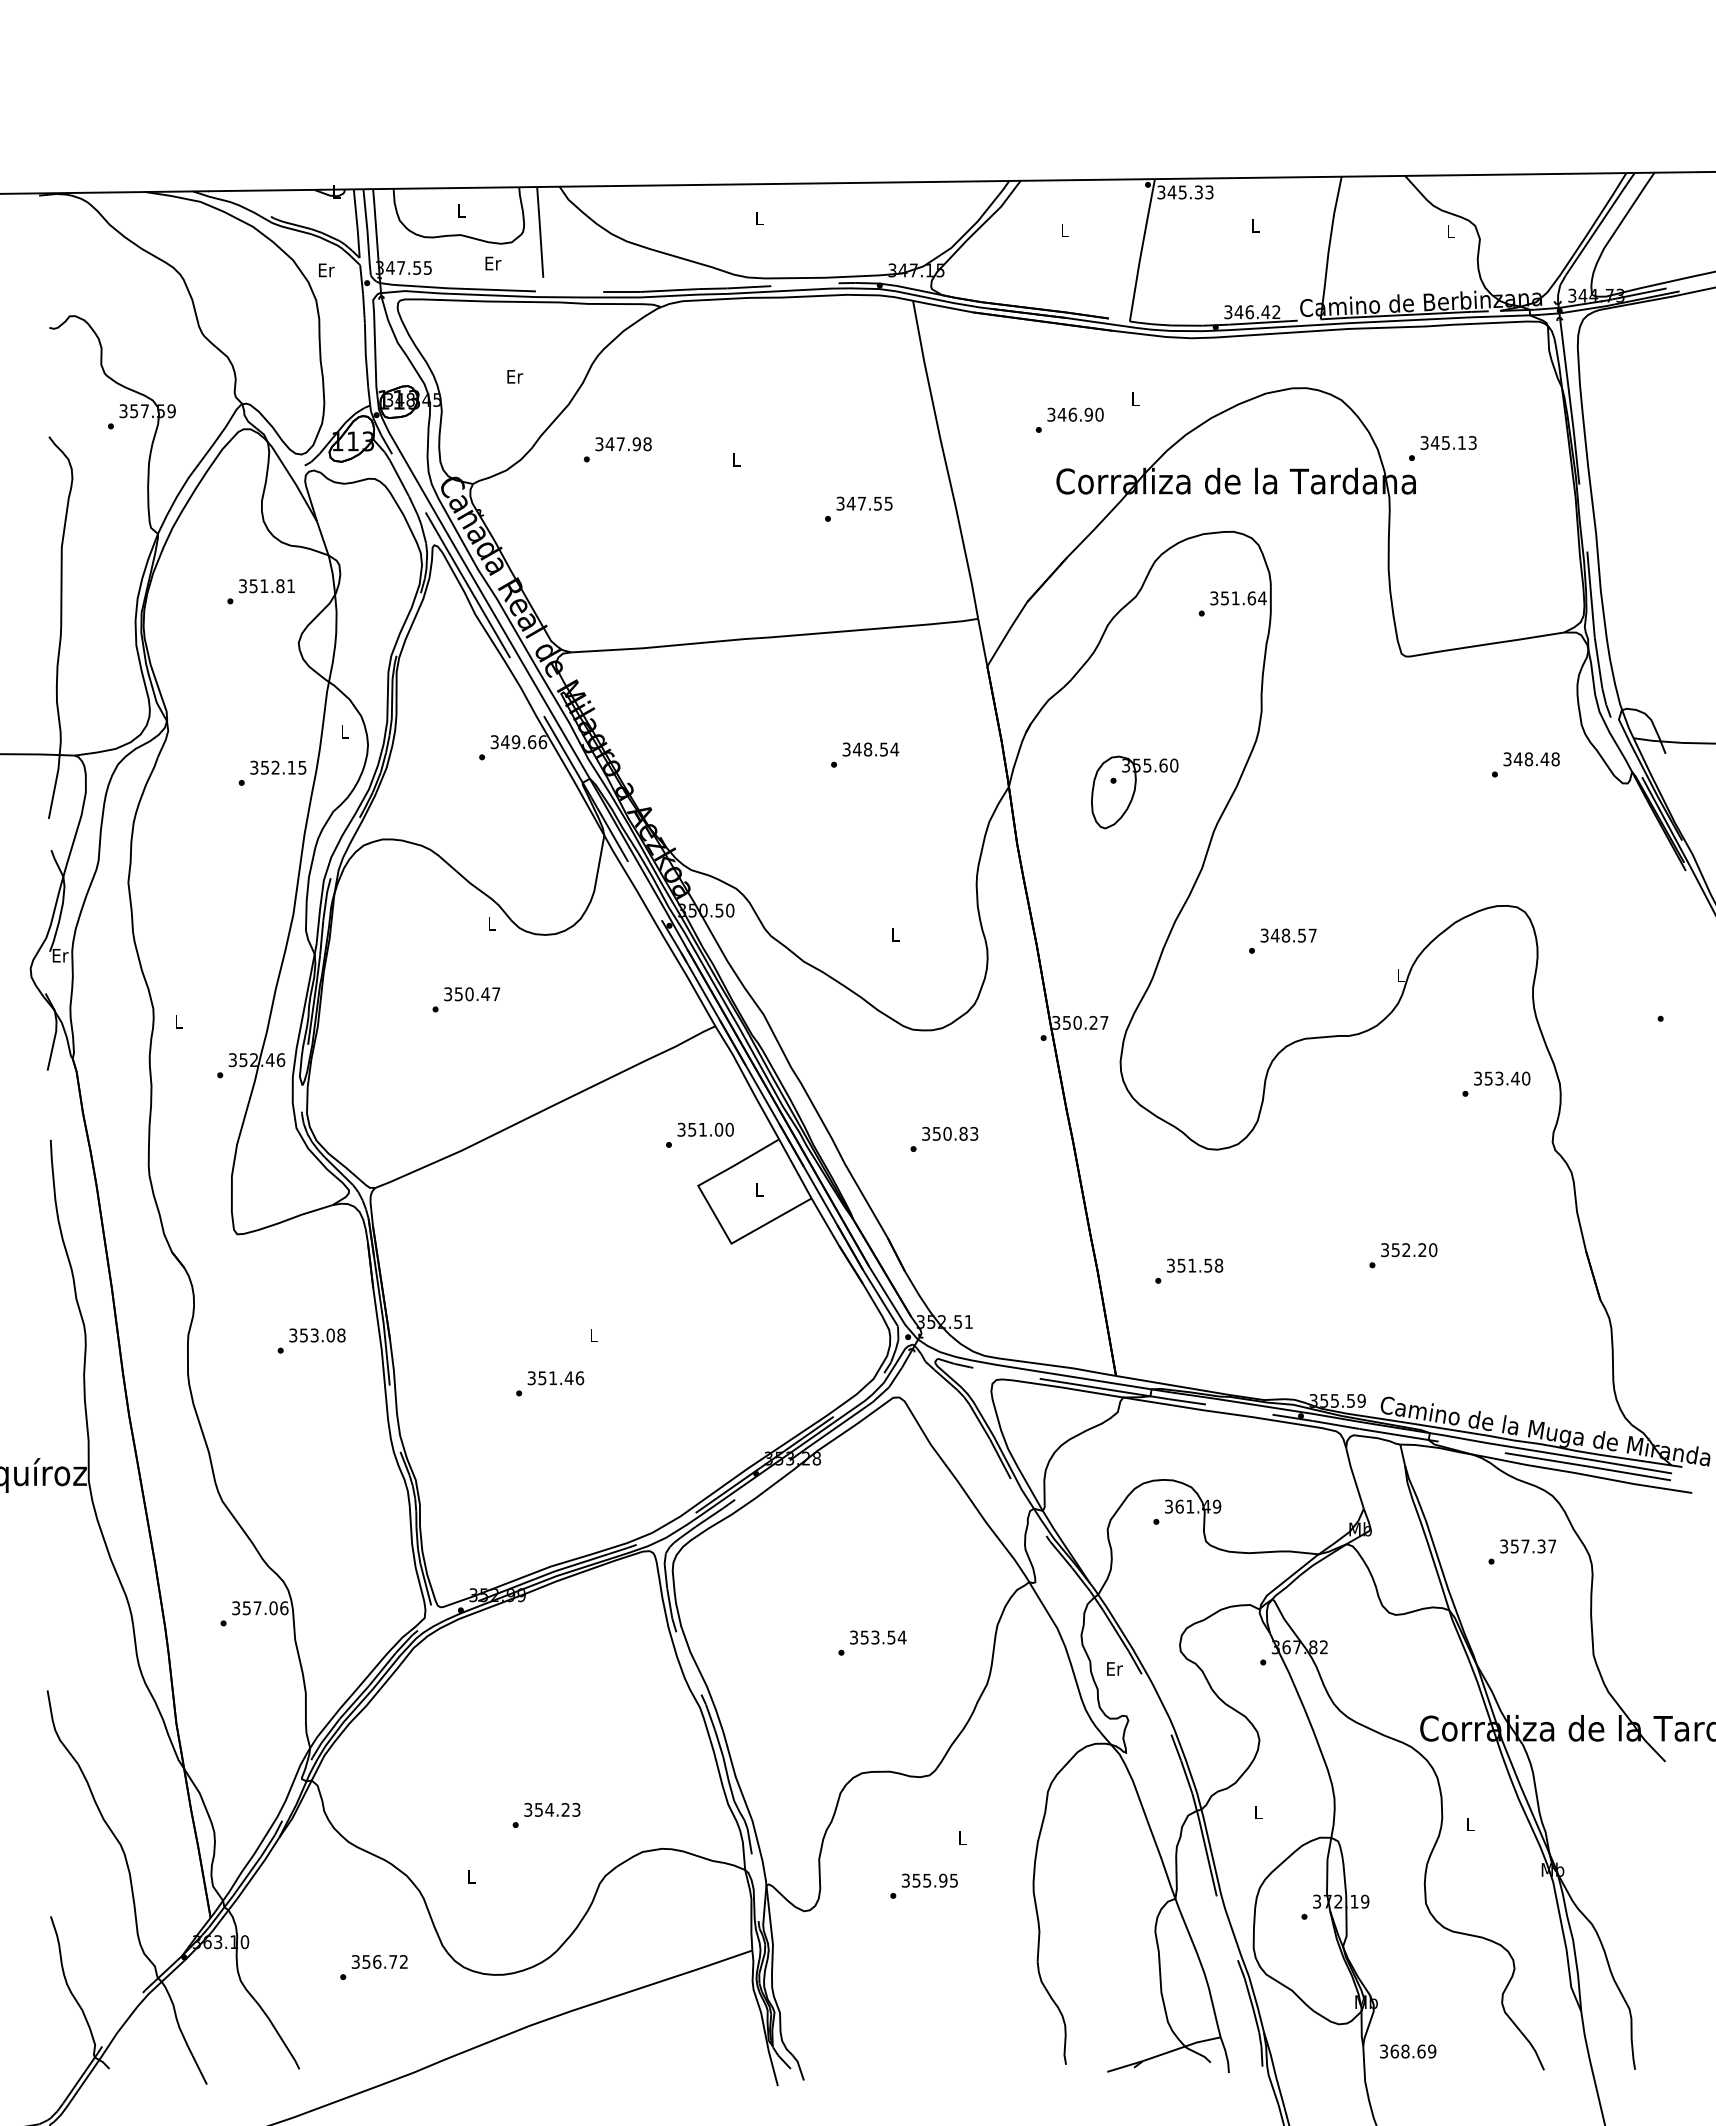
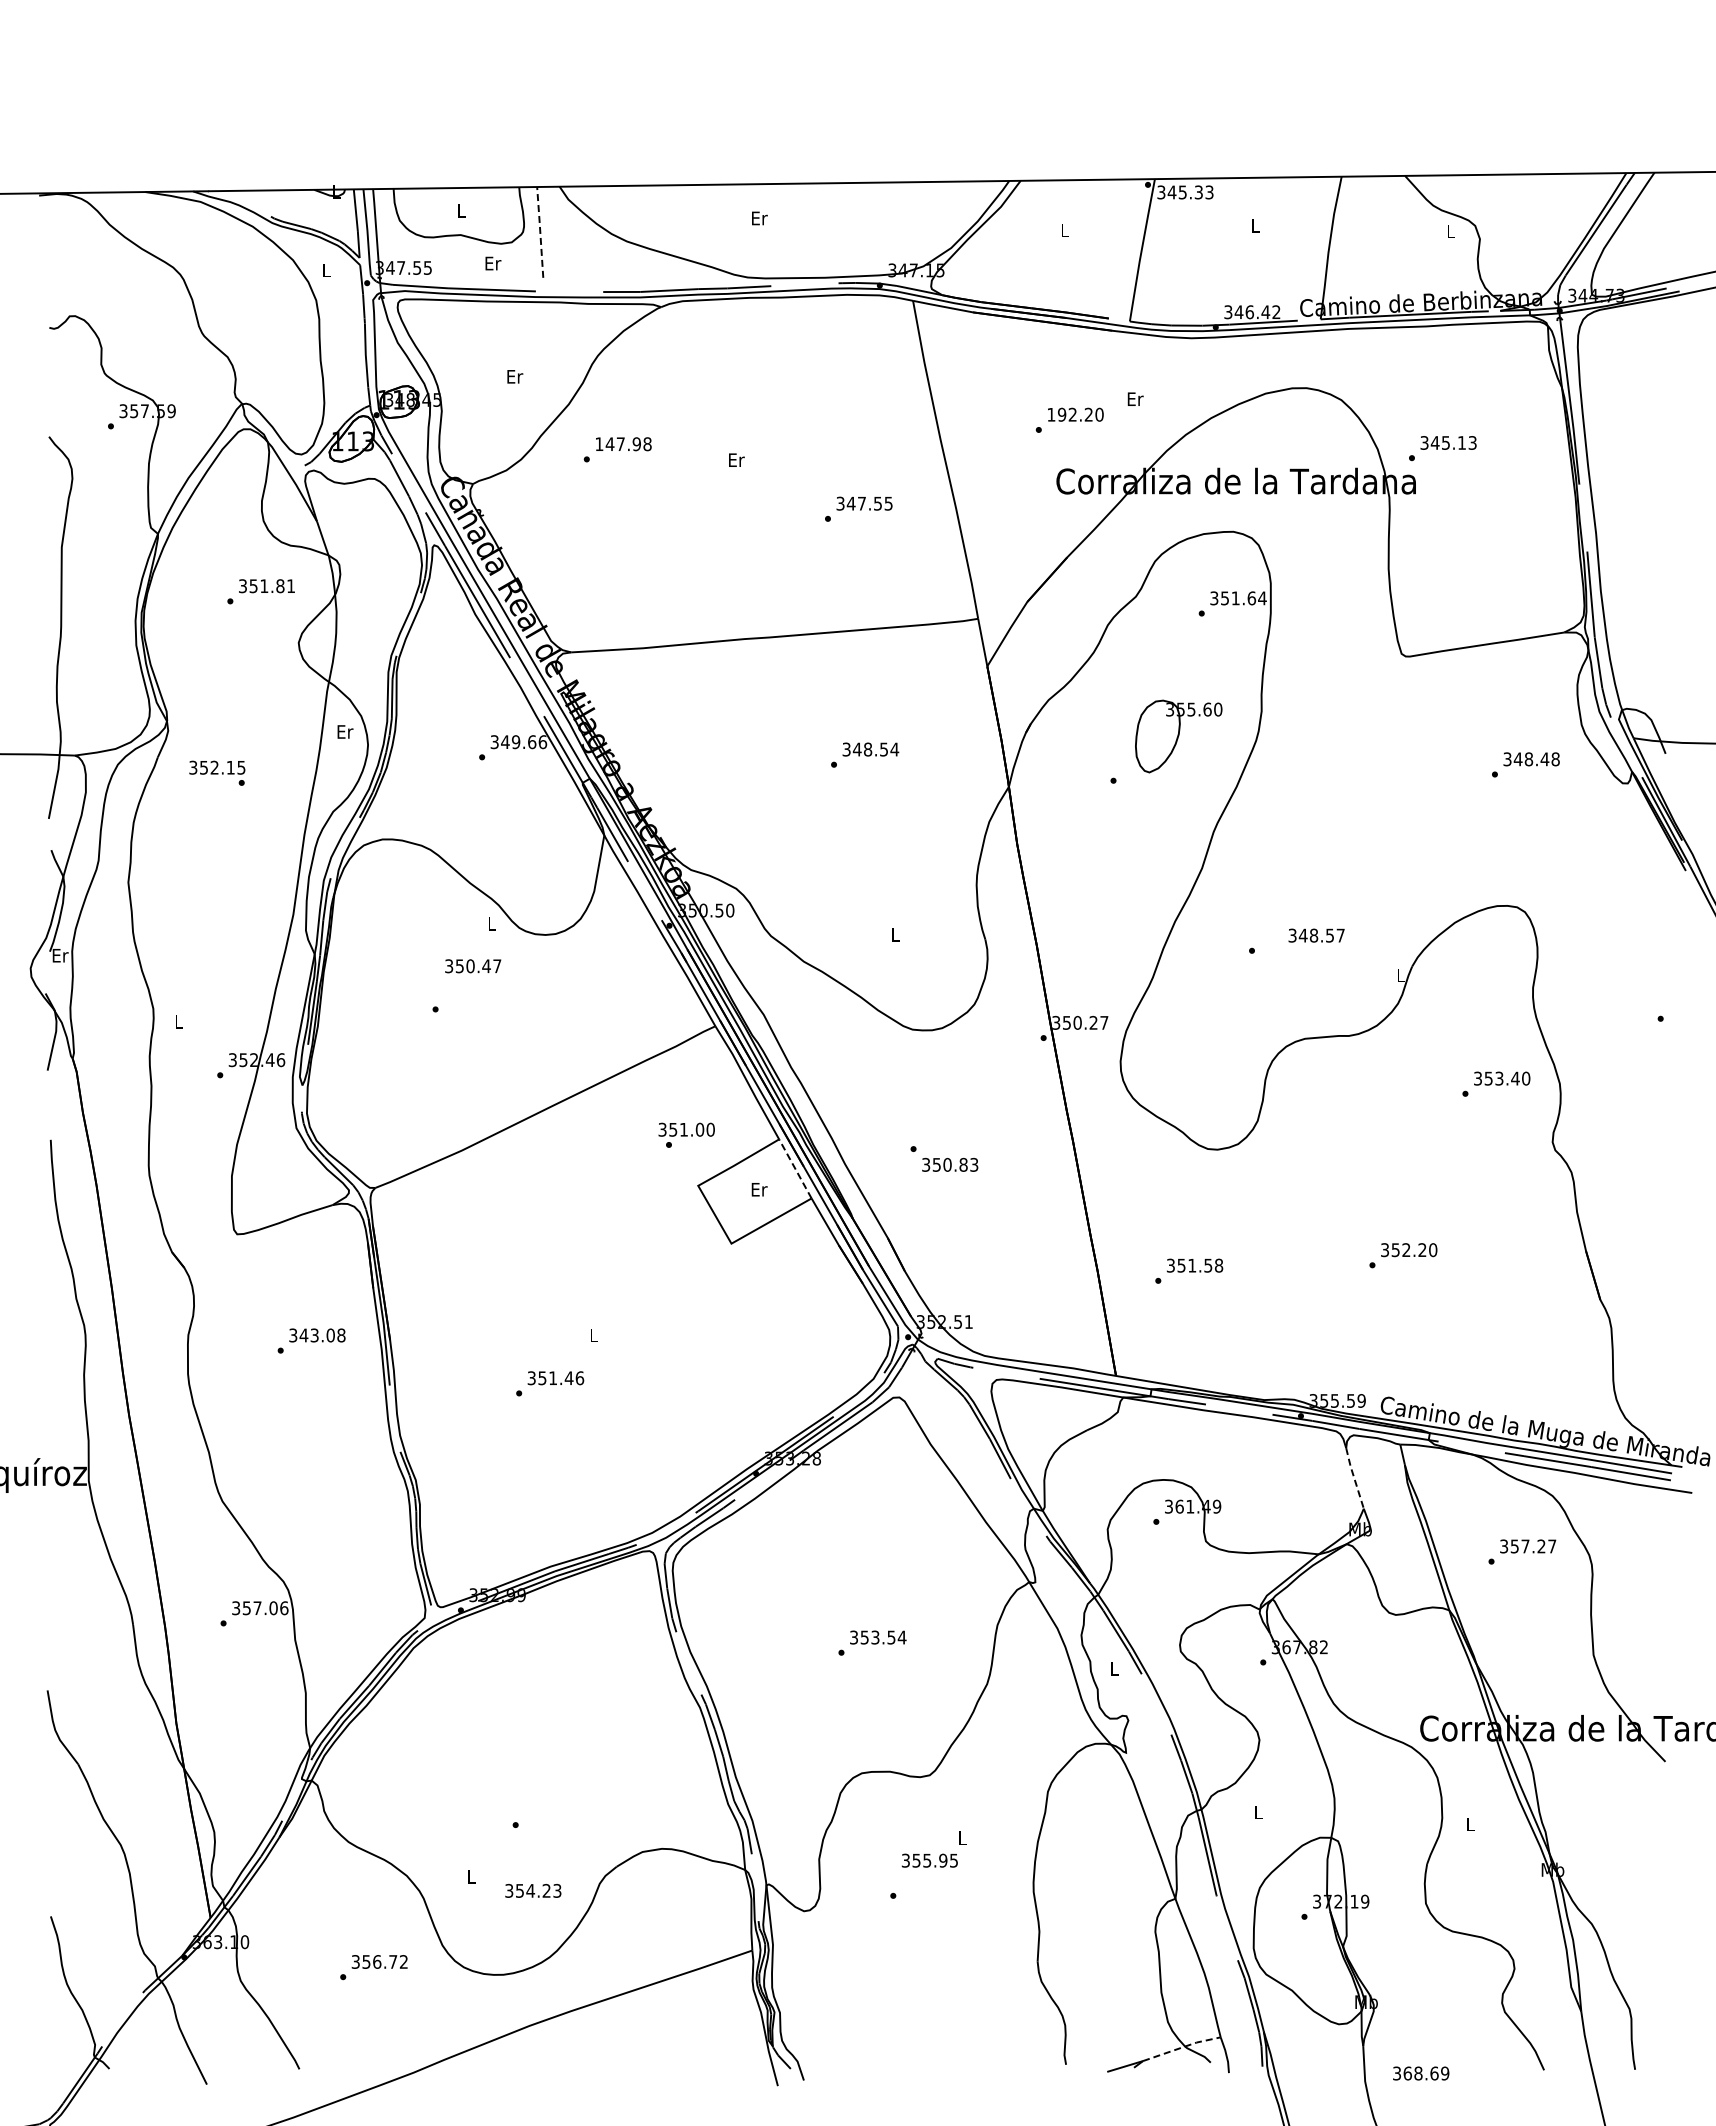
text: L -> Er (759, 218)
line: solid -> dashed (540, 231)
text: Er -> L (326, 270)
text: L -> Er (1135, 398)
text: 346.90 -> 192.20 (1069, 414)
text: 347.98 -> 147.98 (599, 444)
text: L -> Er (736, 459)
text: L -> Er (345, 731)
text position: (278, 767) -> (217, 767) (217, 767)
part position: (1134, 792) -> (1178, 736) (1178, 736)
text position: (1288, 935) -> (1316, 935) (1316, 935)
text position: (472, 994) -> (473, 966) (473, 966)
text position: (705, 1129) -> (686, 1129) (686, 1129)
text position: (950, 1133) -> (950, 1164) (950, 1164)
line: solid -> dashed (795, 1168)
text: L -> Er (759, 1189)
text: 353.08 -> 343.08 (303, 1335)
line: solid -> dashed (1354, 1477)
text: 357.37 -> 357.27 (1541, 1546)
text: Er -> L (1114, 1668)
text position: (552, 1809) -> (533, 1890) (533, 1890)
text position: (929, 1880) -> (929, 1860) (929, 1860)
line: solid -> dashed (1182, 2047)
text position: (1408, 2051) -> (1421, 2073) (1421, 2073)
